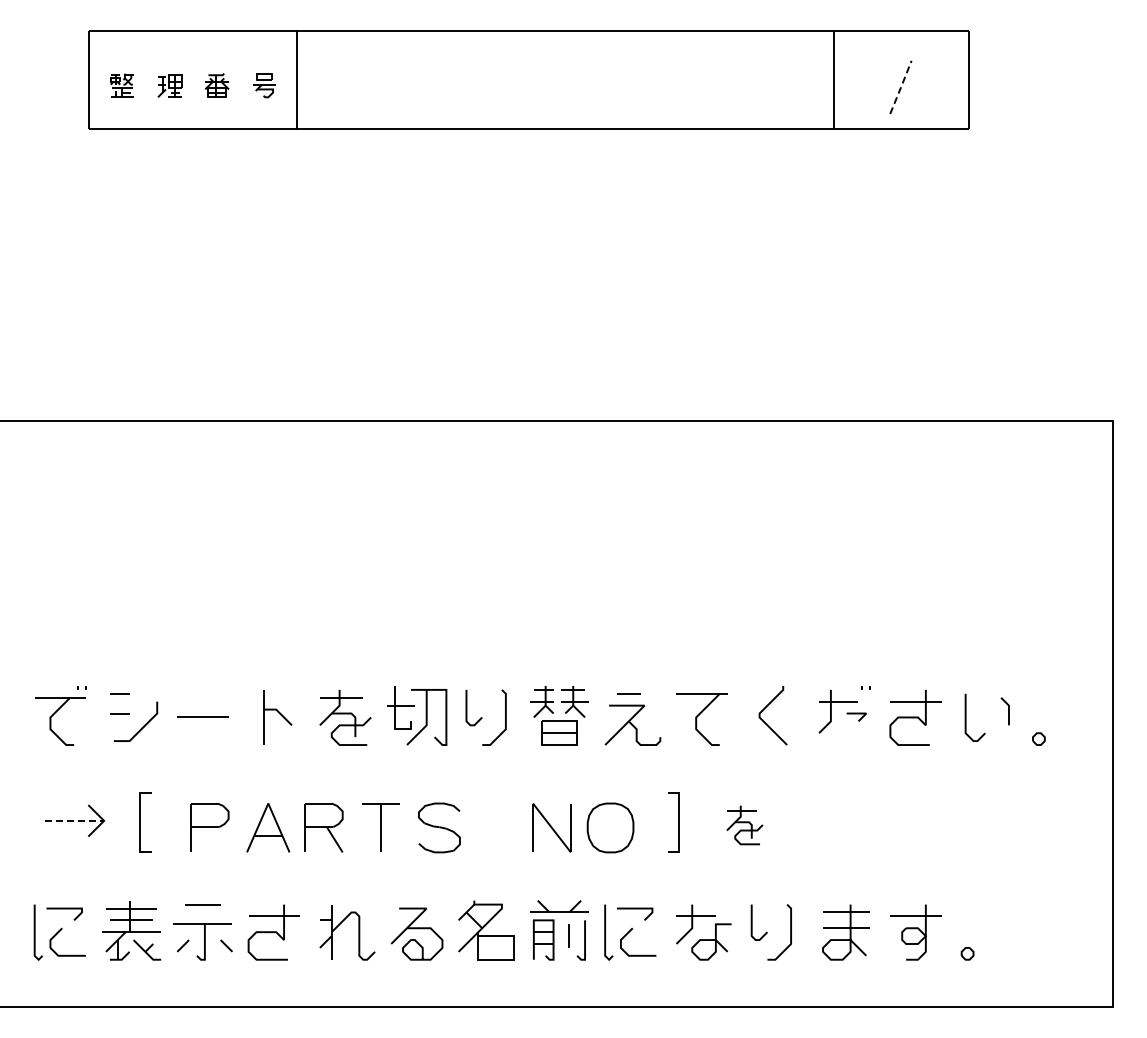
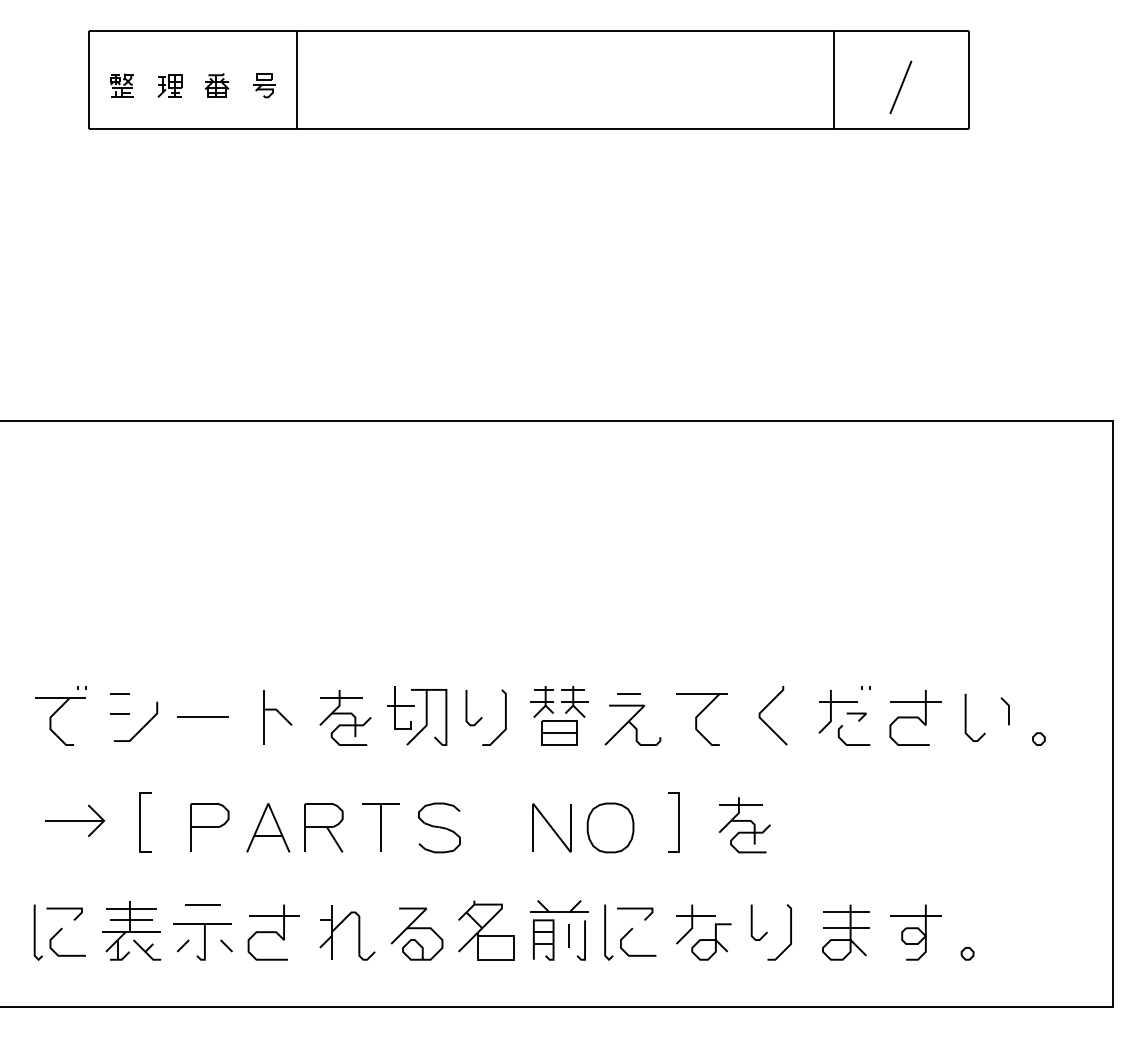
line: dashed -> solid (900, 87)
line: none -> present (853, 744)
line: dashed -> solid (74, 820)
part size: 38x41 px -> 52x57 px (744, 825)
